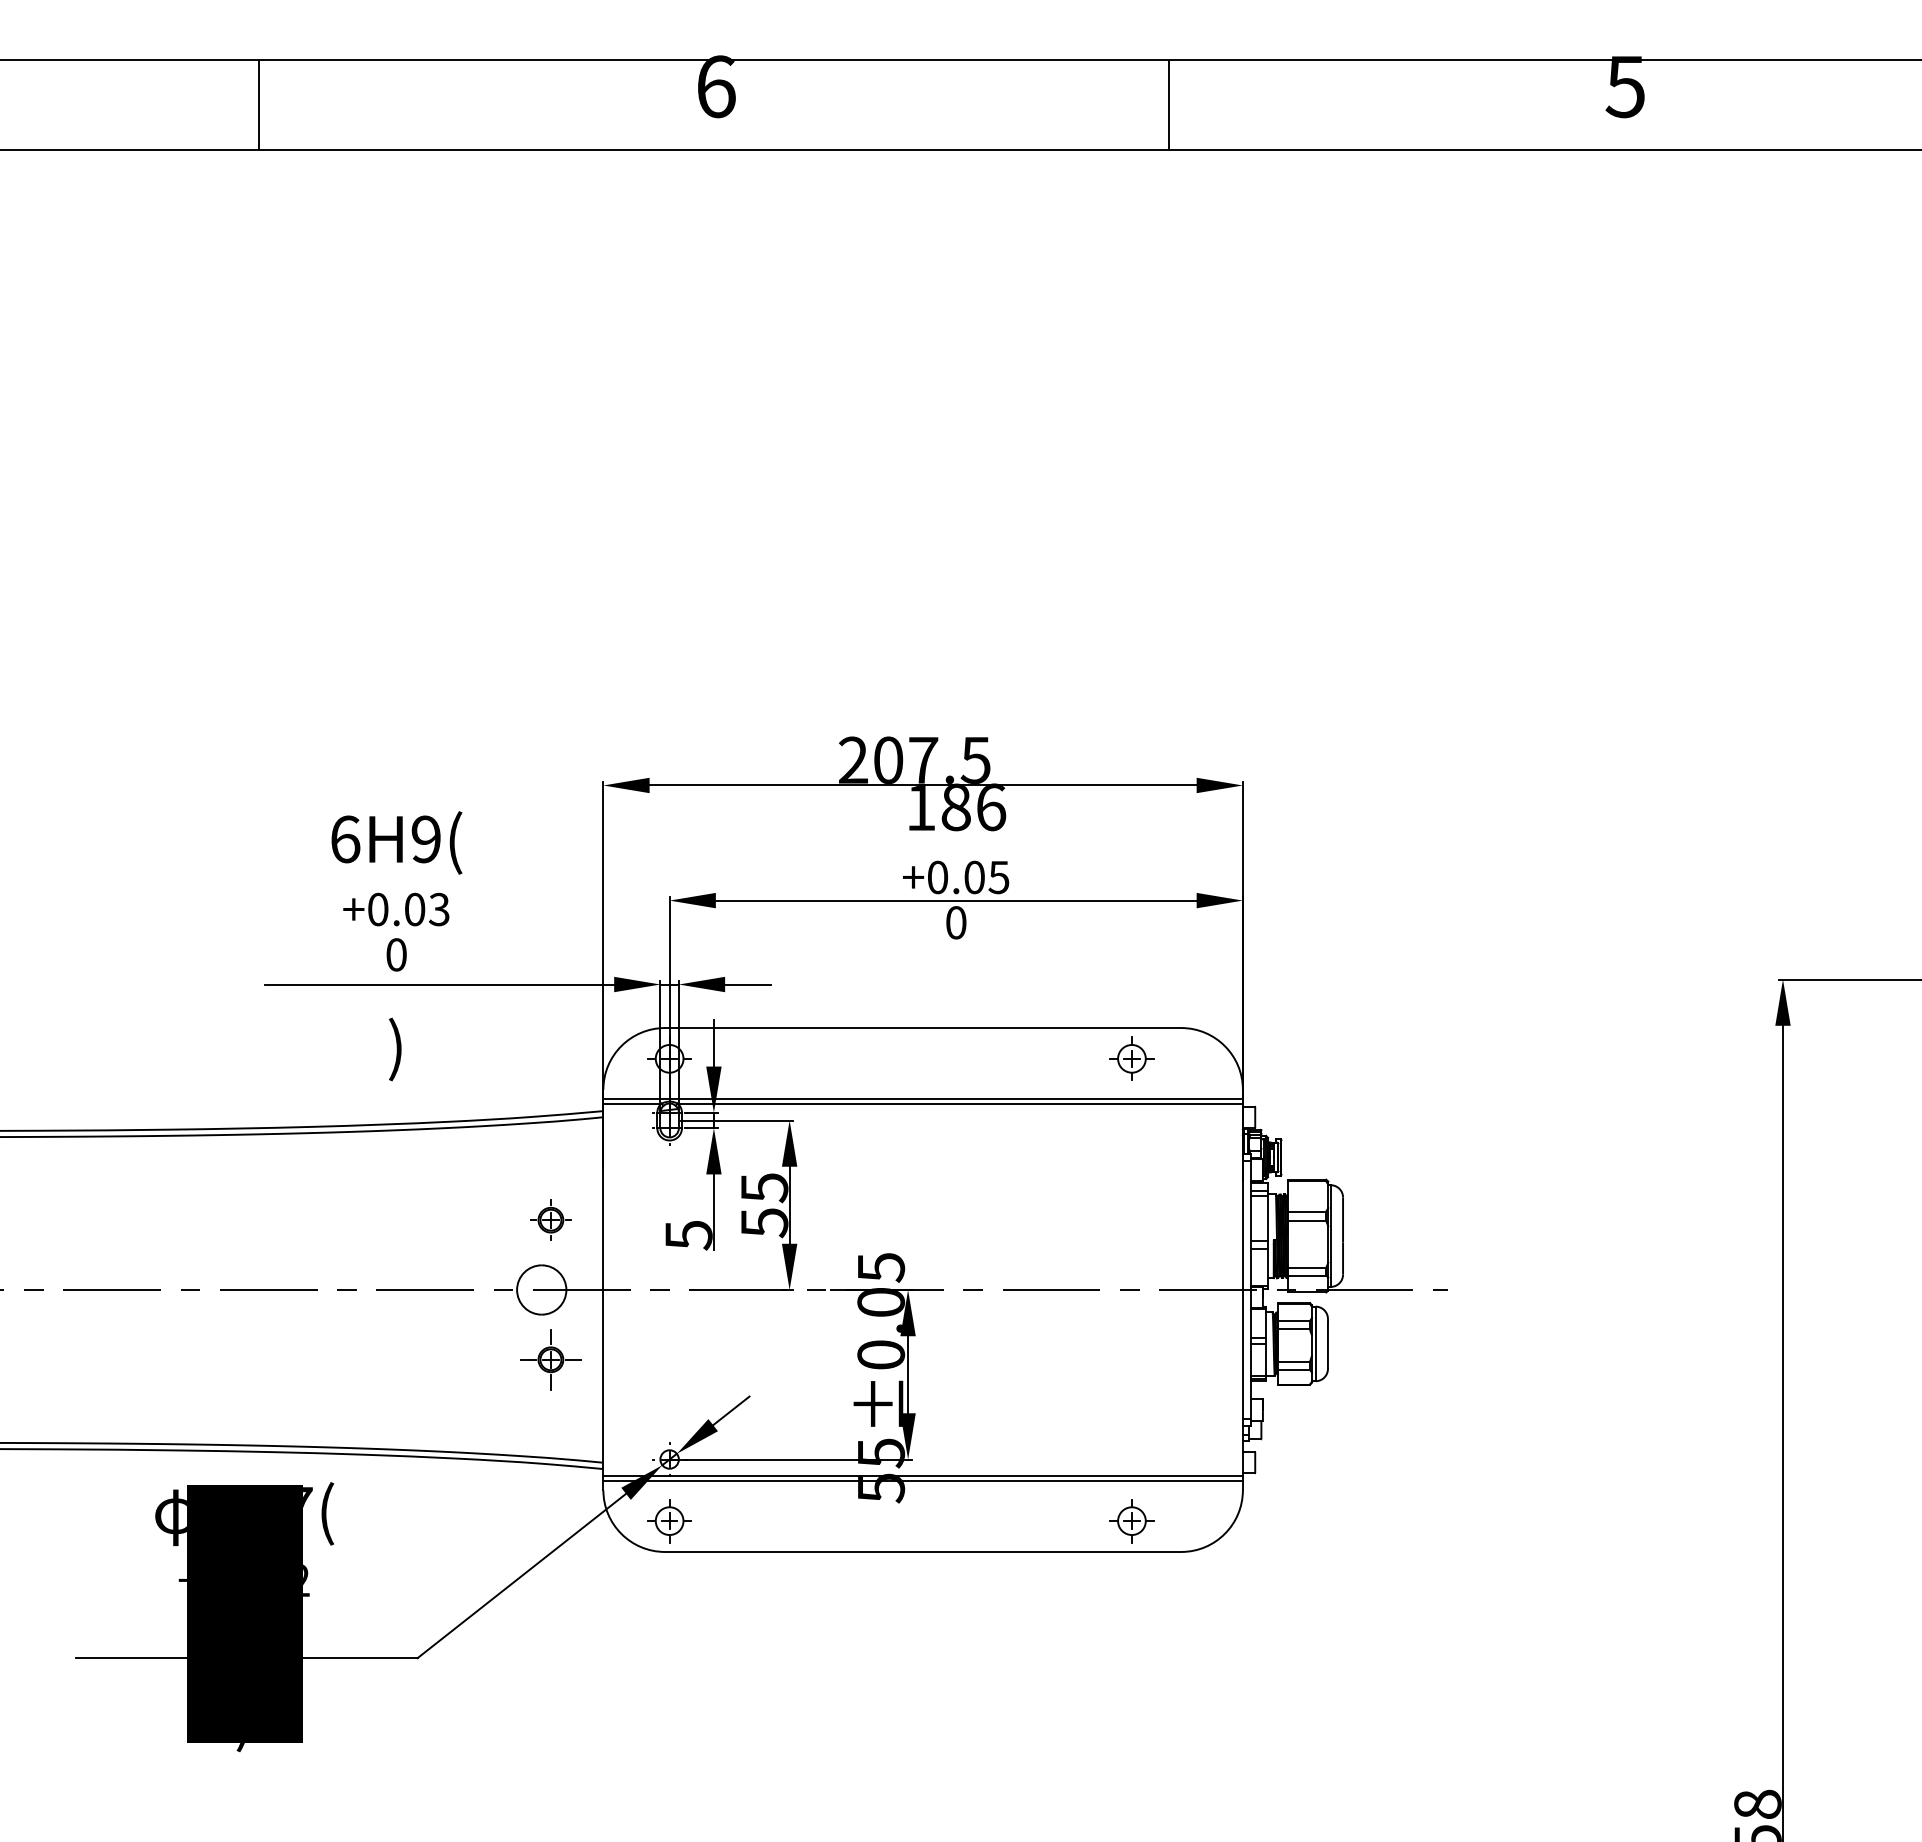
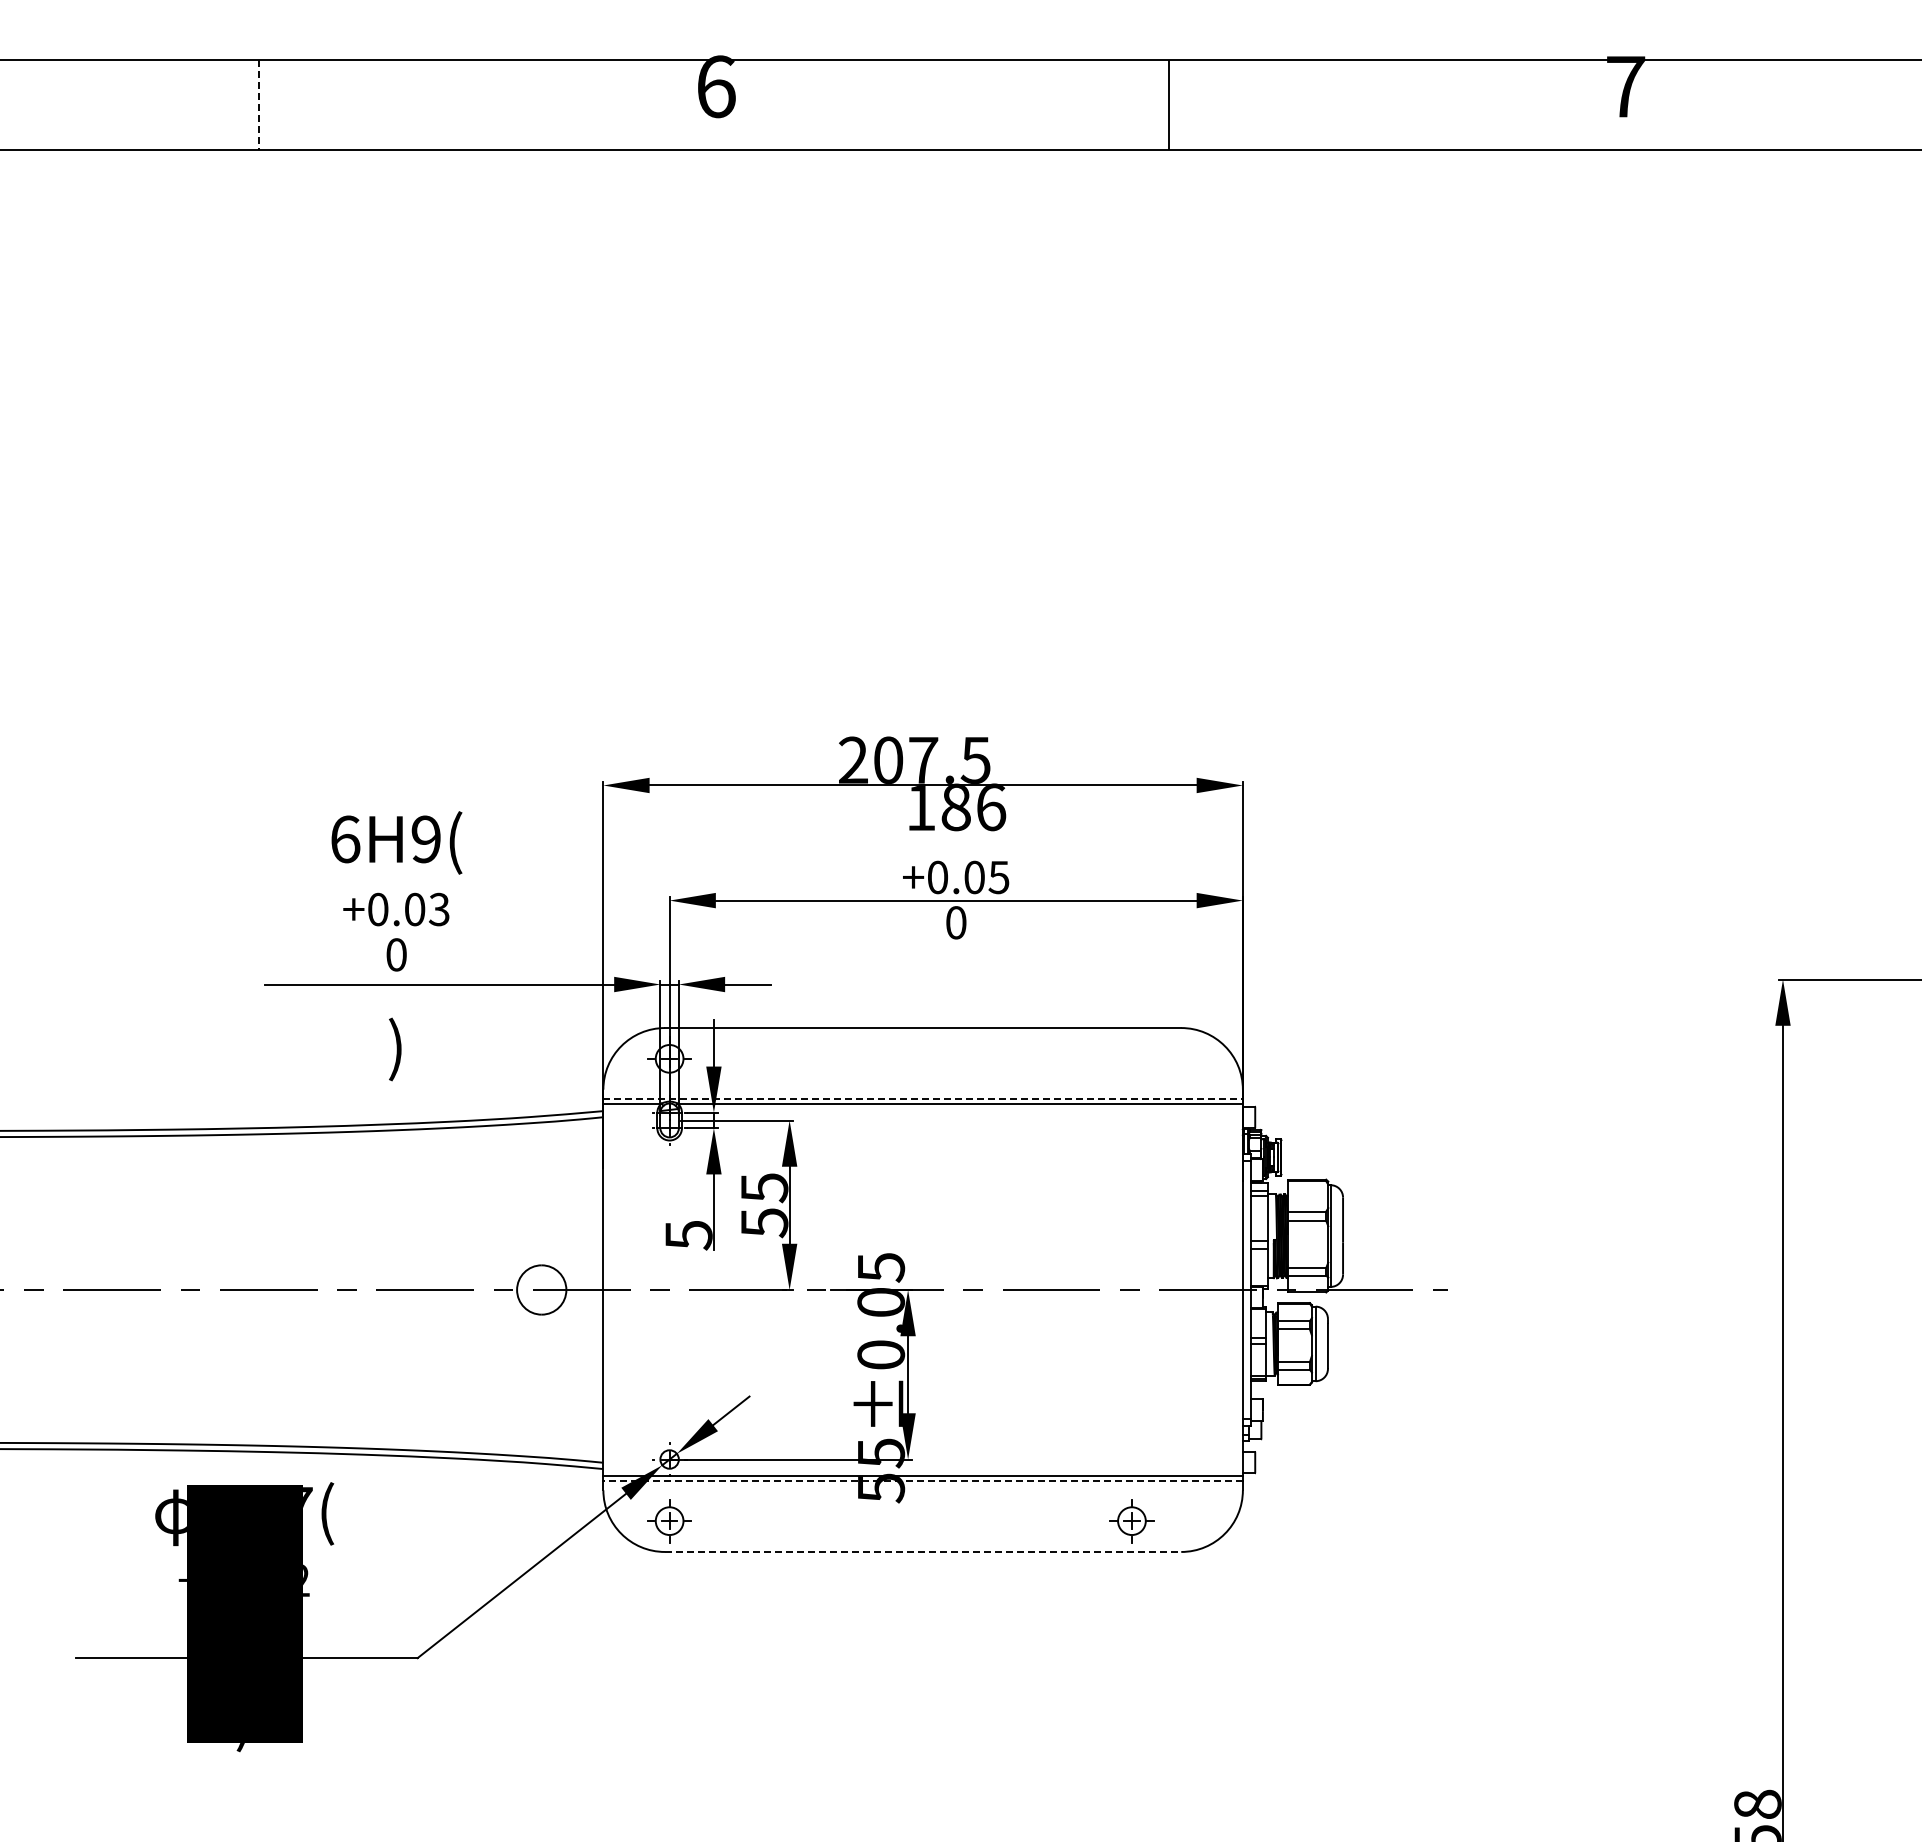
text: 5 -> 7 (1625, 87)
line: solid -> dashed (259, 105)
part: present -> none (1131, 1058)
line: solid -> dashed (923, 1098)
part: present -> none (550, 1219)
part: present -> none (550, 1359)
line: solid -> dashed (923, 1481)
line: solid -> dashed (923, 1551)
